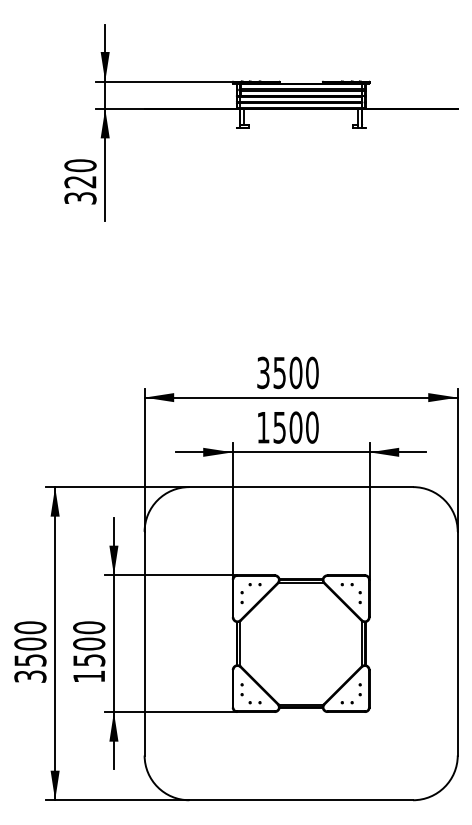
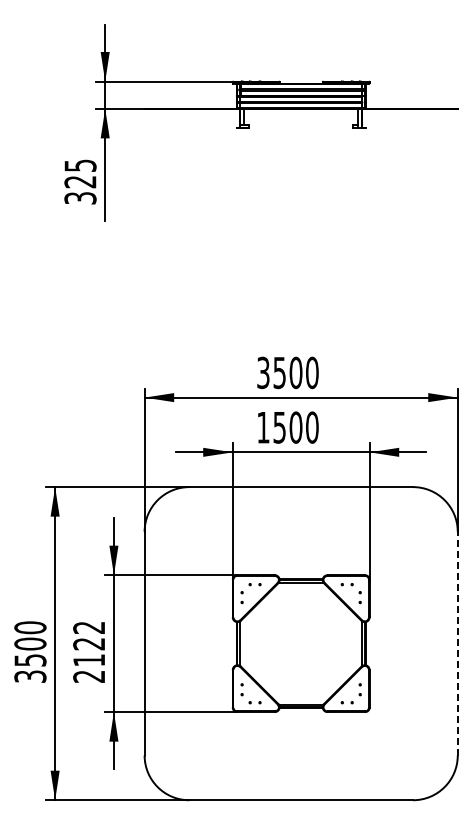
text: 320 -> 325 (80, 165)
line: solid -> dashed (457, 643)
text: 1500 -> 2122 (89, 651)
